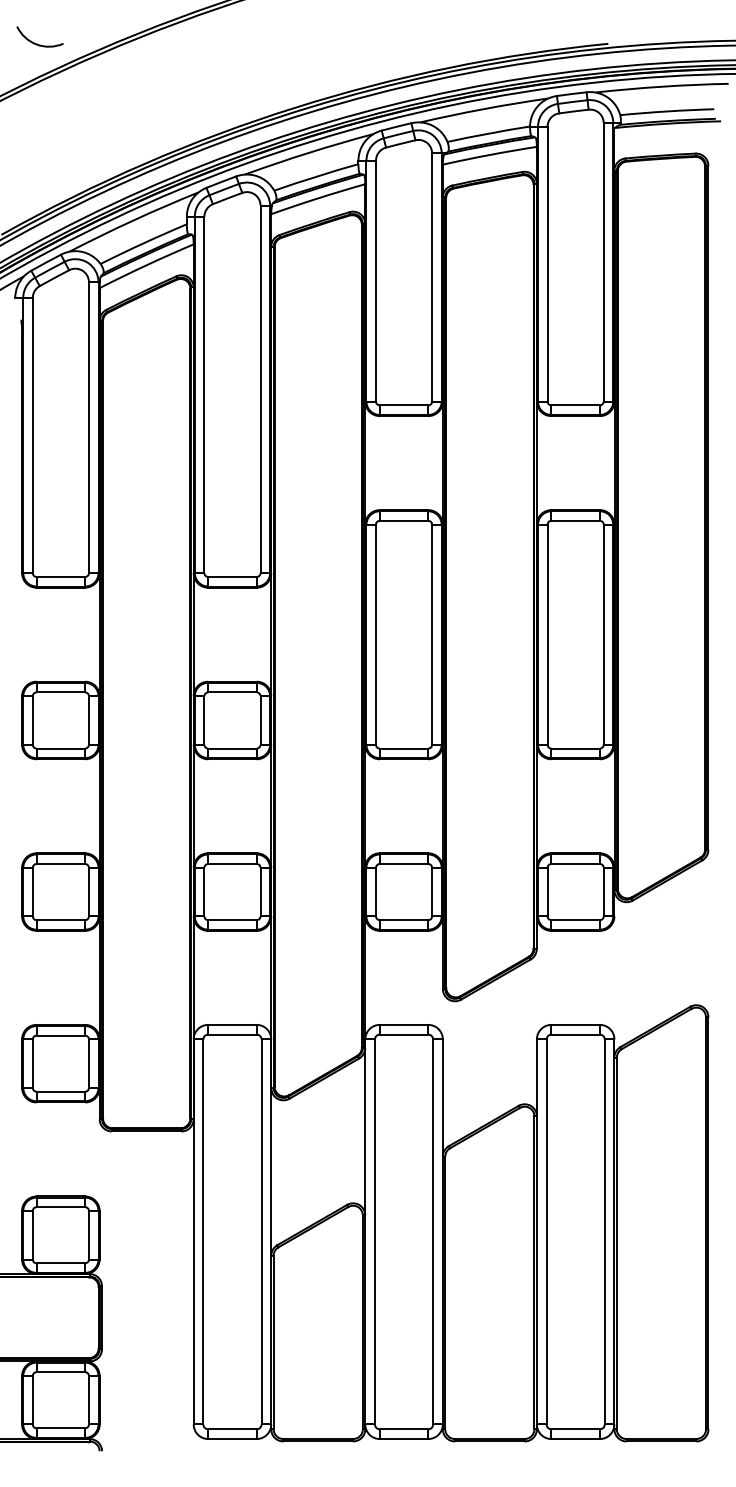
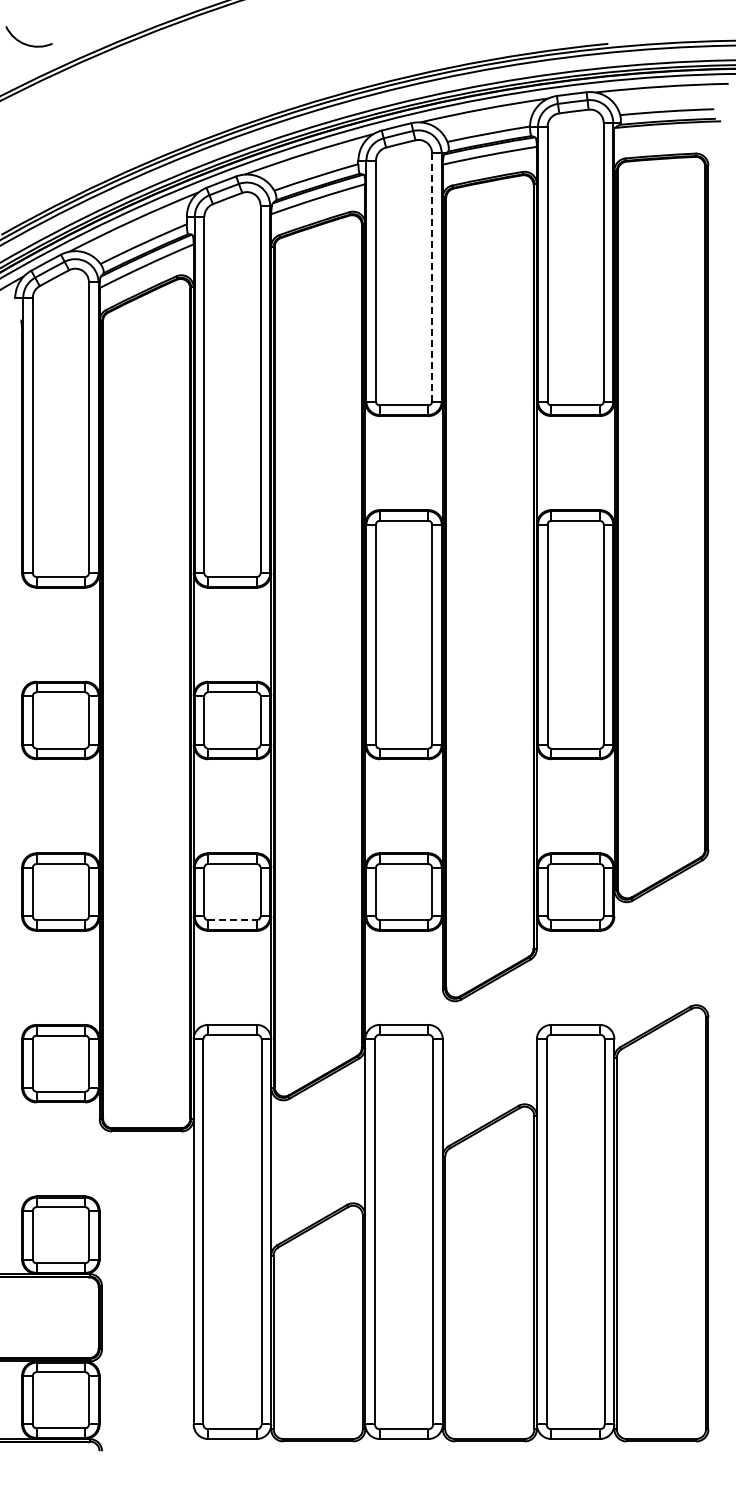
arc position: (37, 43) -> (26, 43) (26, 43)
line: solid -> dashed (432, 277)
line: solid -> dashed (232, 920)
